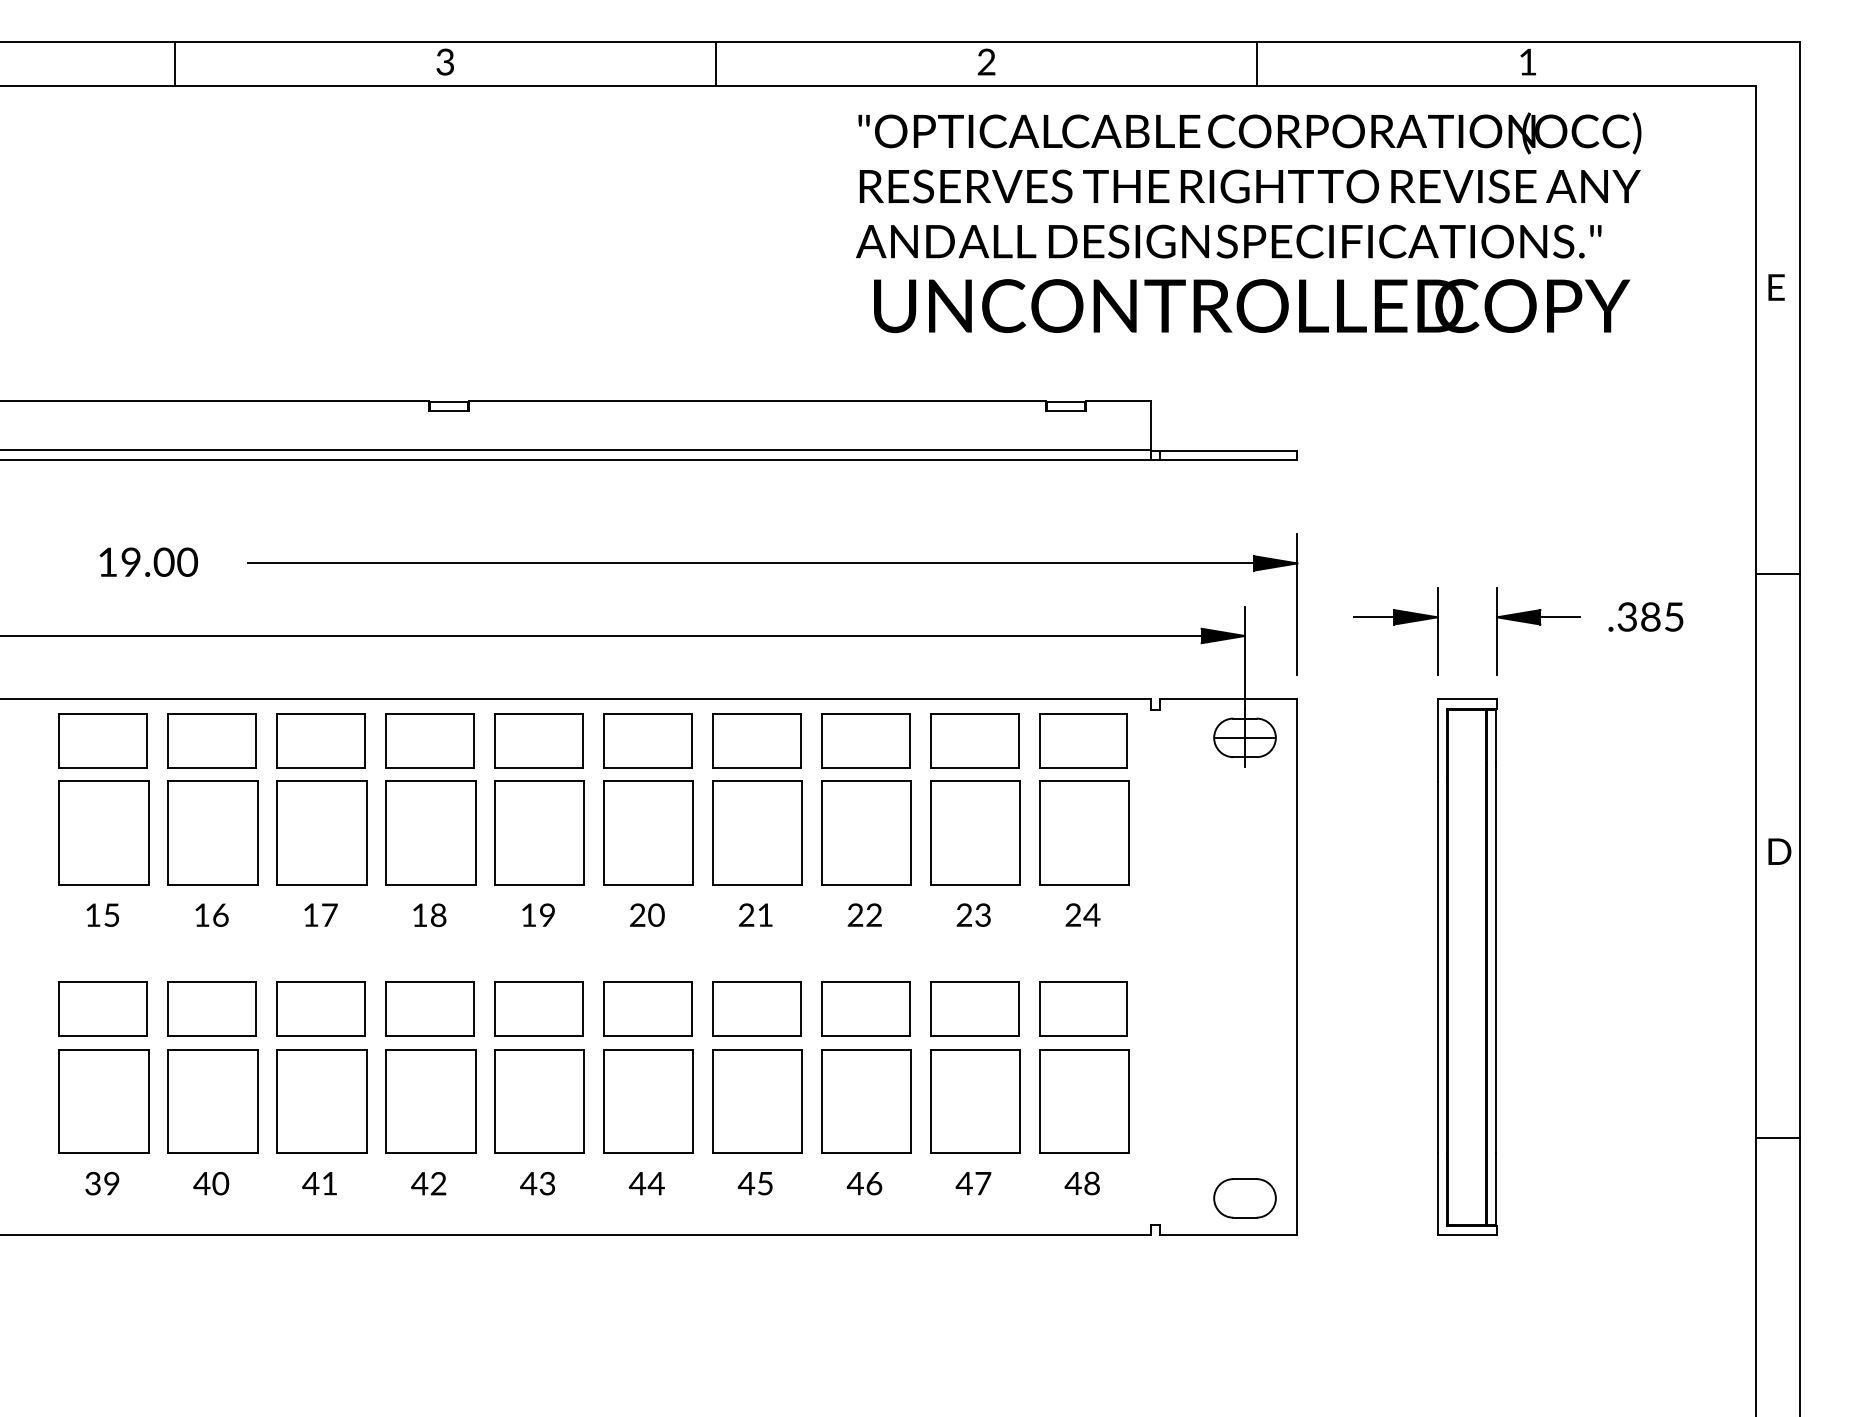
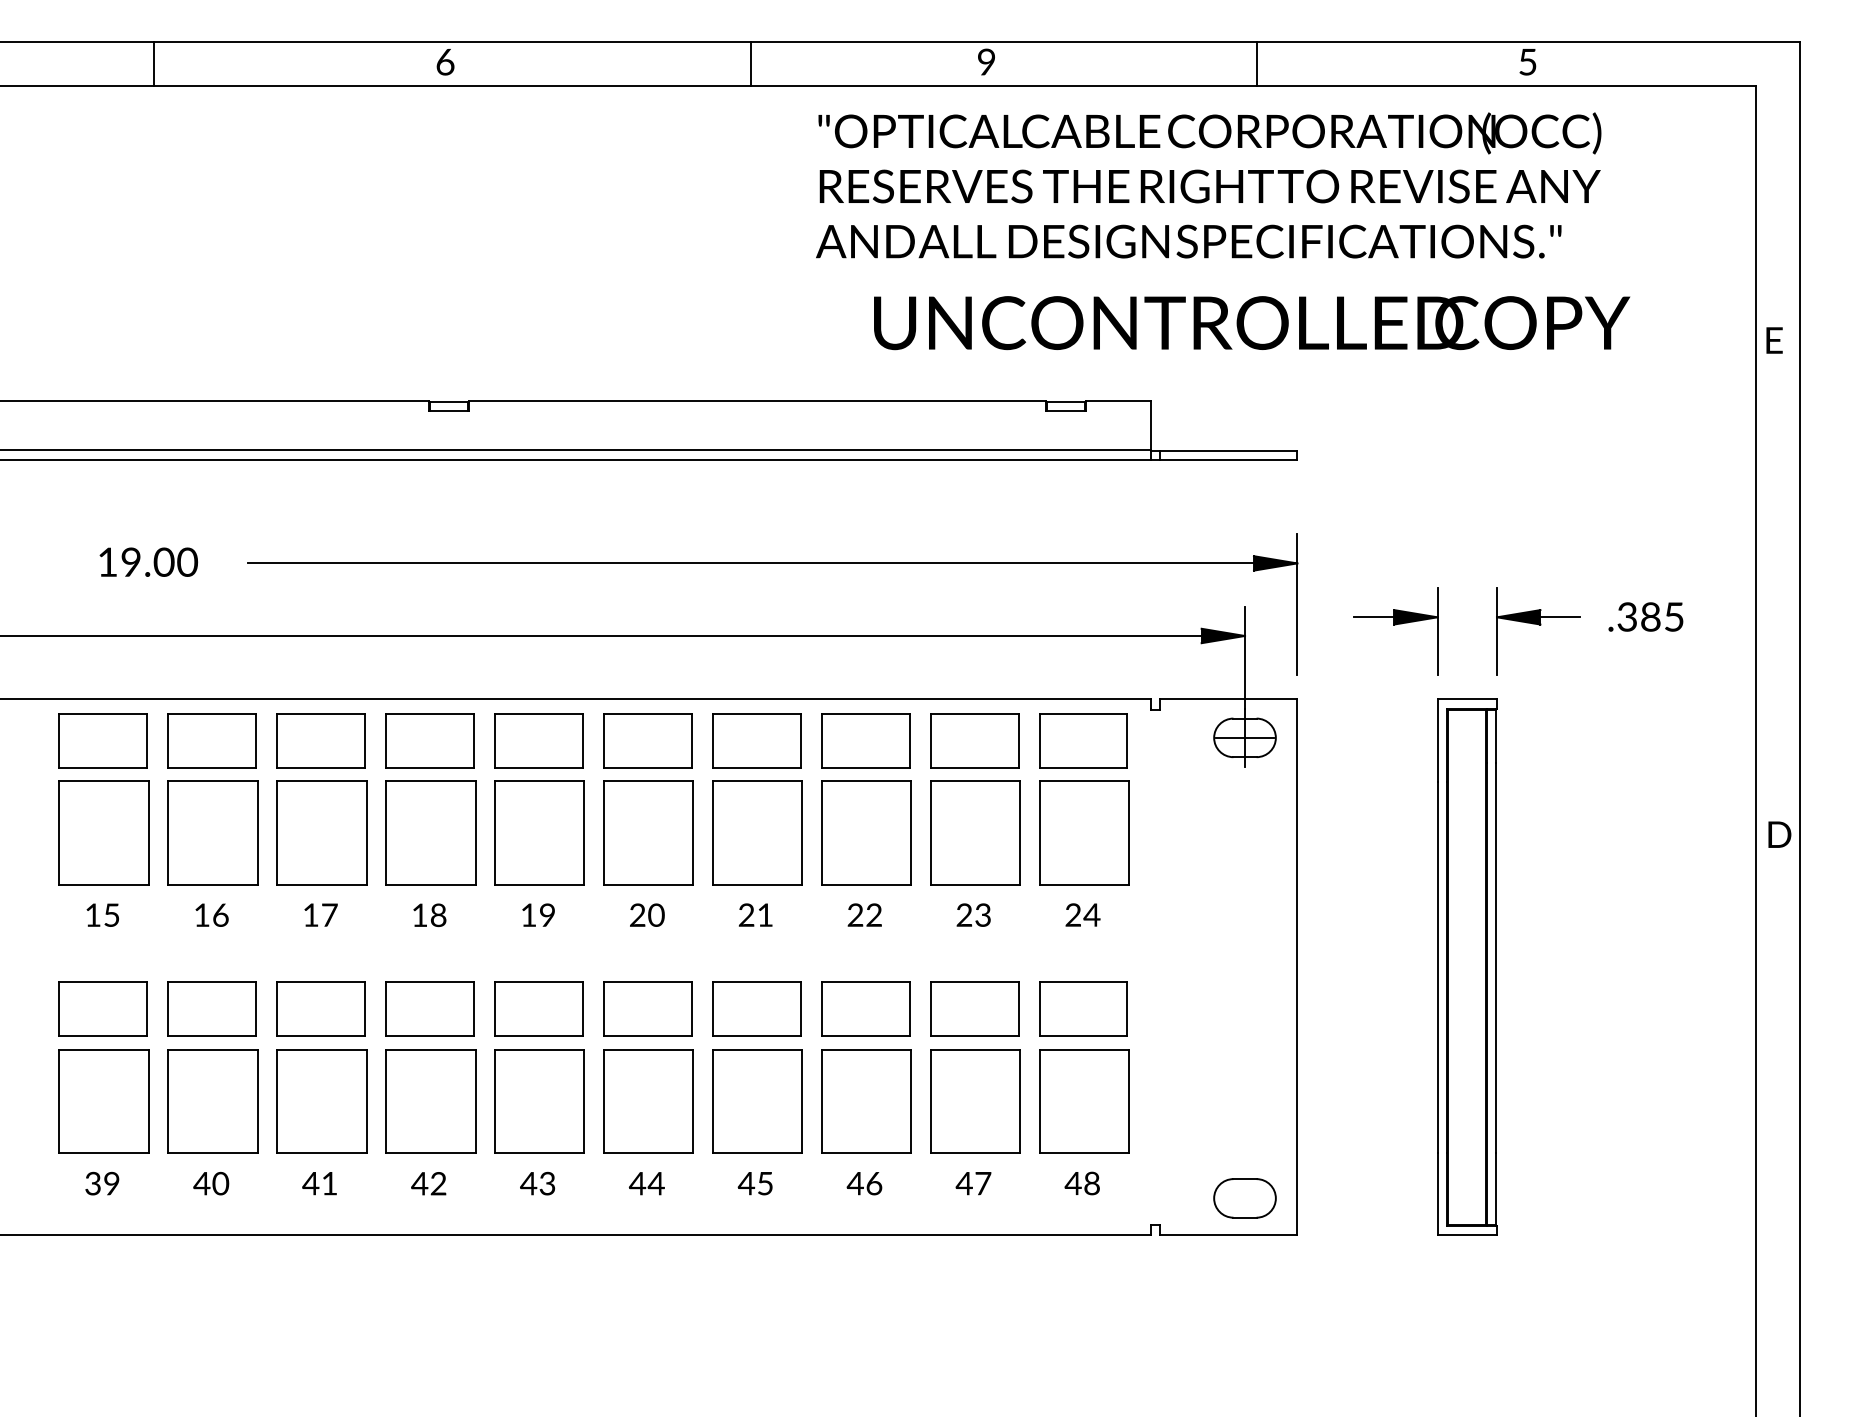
text: 3 -> 6 (445, 61)
text: 2 -> 9 (986, 62)
text: 1 -> 5 (1527, 62)
line position: (174, 64) -> (153, 64) (153, 64)
line position: (716, 64) -> (751, 64) (751, 64)
text position: (1248, 185) -> (1208, 185) (1208, 185)
text position: (1776, 287) -> (1774, 340) (1774, 340)
text position: (1252, 306) -> (1252, 323) (1252, 323)
line: present -> none (1778, 573)
text position: (1779, 851) -> (1779, 834) (1779, 834)
line: present -> none (1778, 1138)
